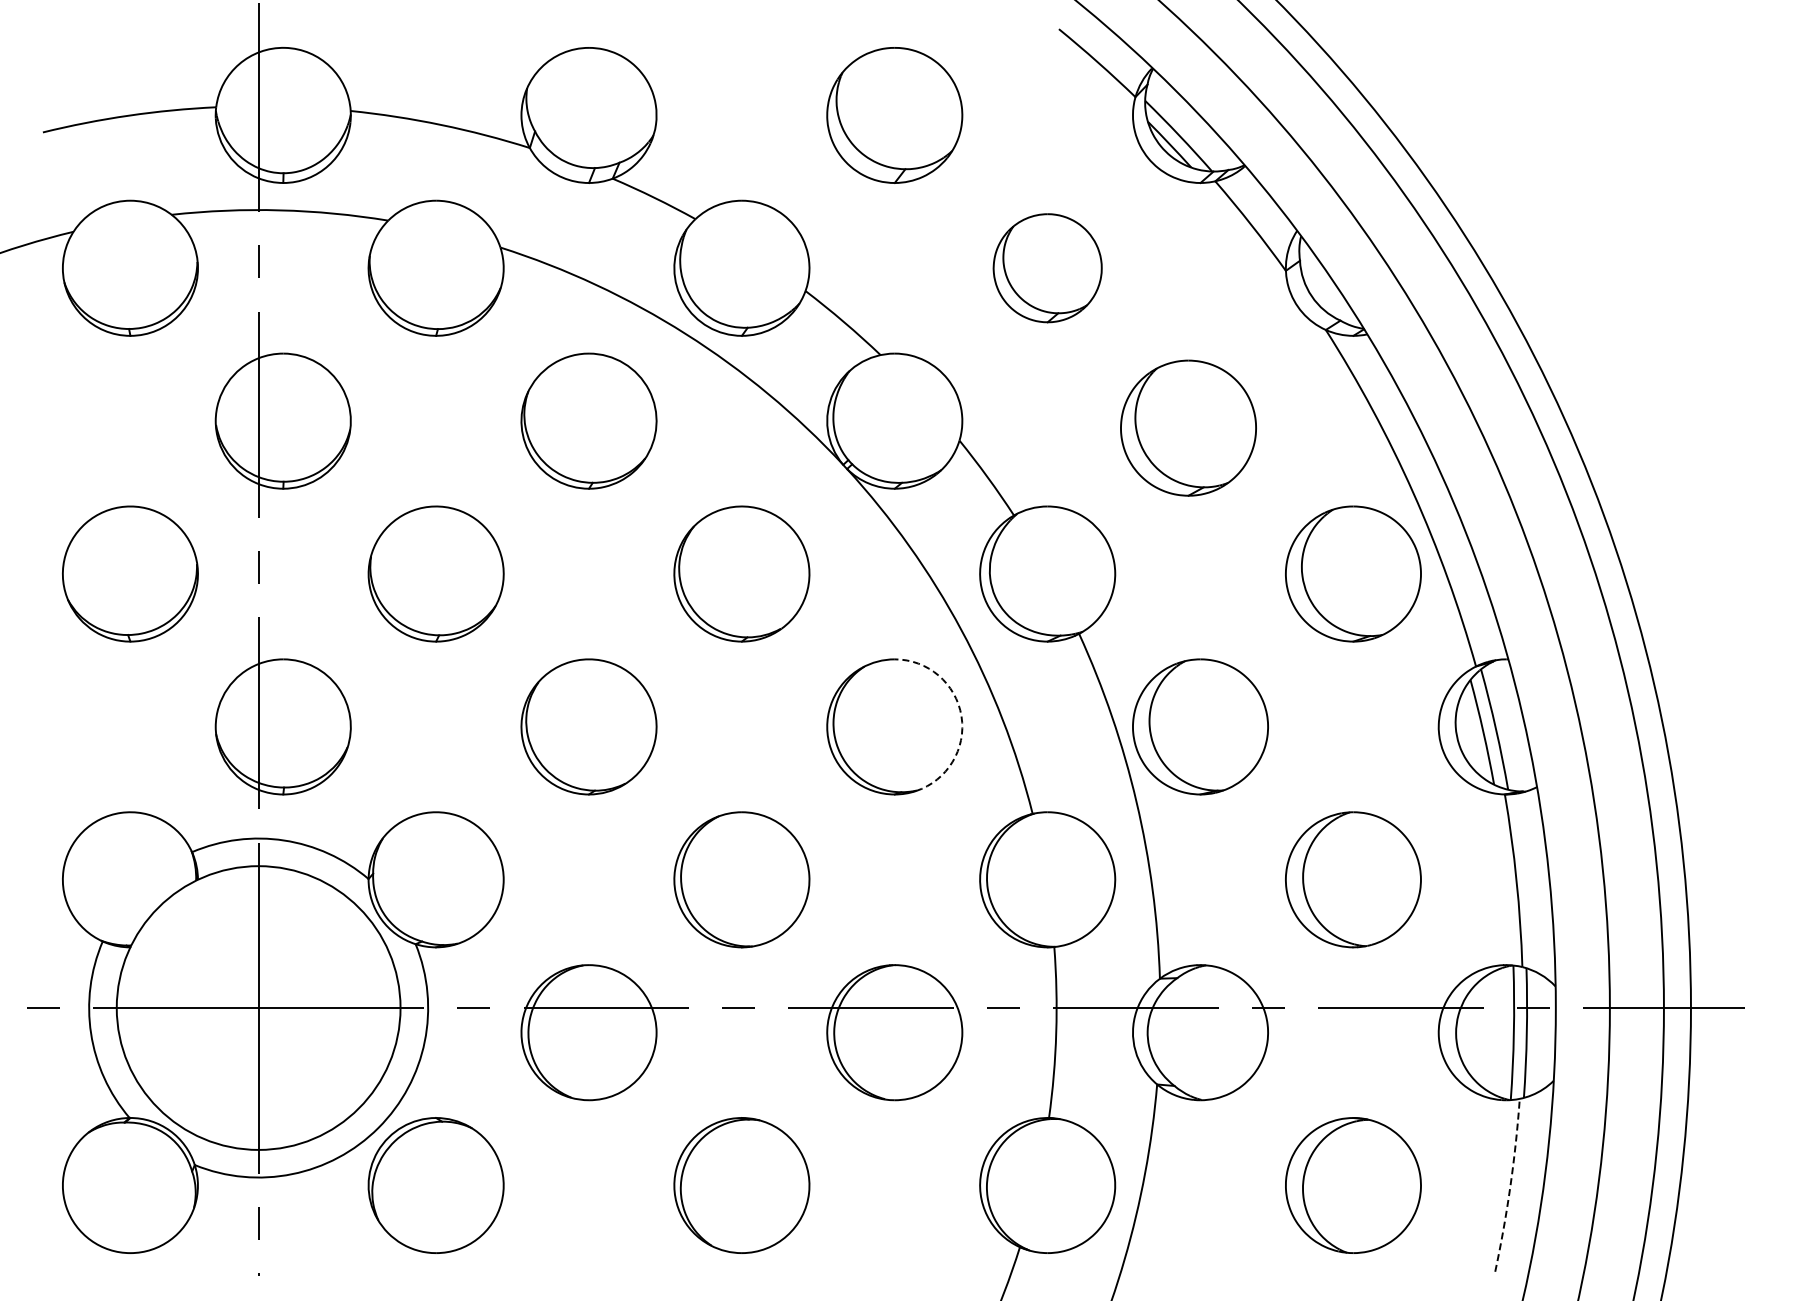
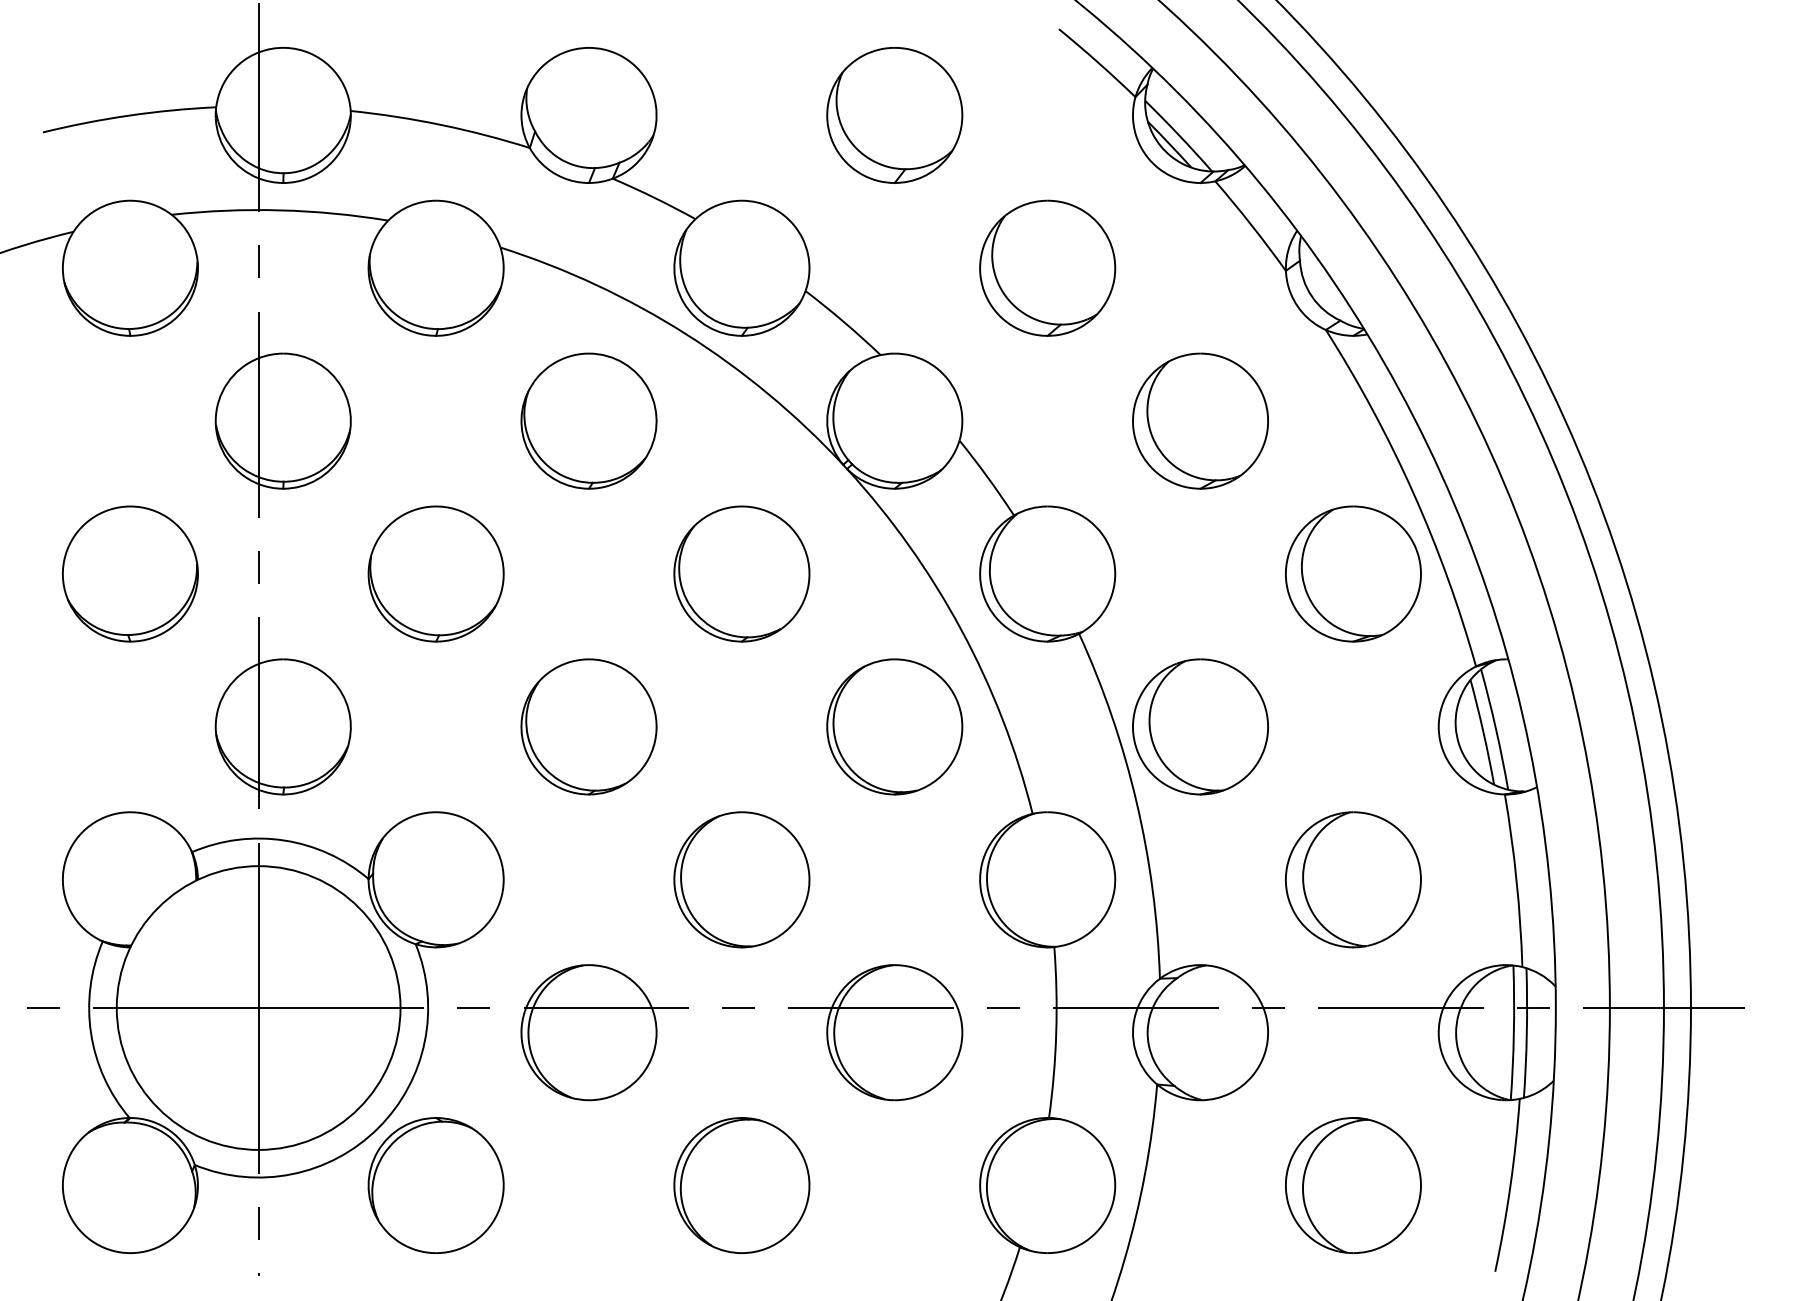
part size: 111x111 px -> 138x138 px (1047, 267)
part position: (1188, 427) -> (1200, 420) (1200, 420)
arc: dashed -> solid (961, 716)
arc: dashed -> solid (1510, 1185)
